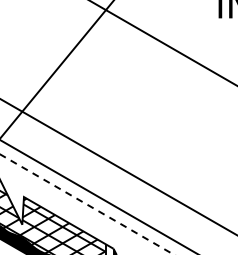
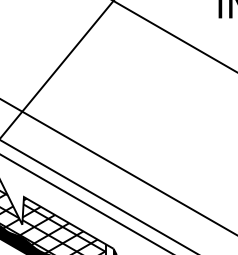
line position: (163, 43) -> (174, 36) (174, 36)
line: dashed -> solid (87, 204)
